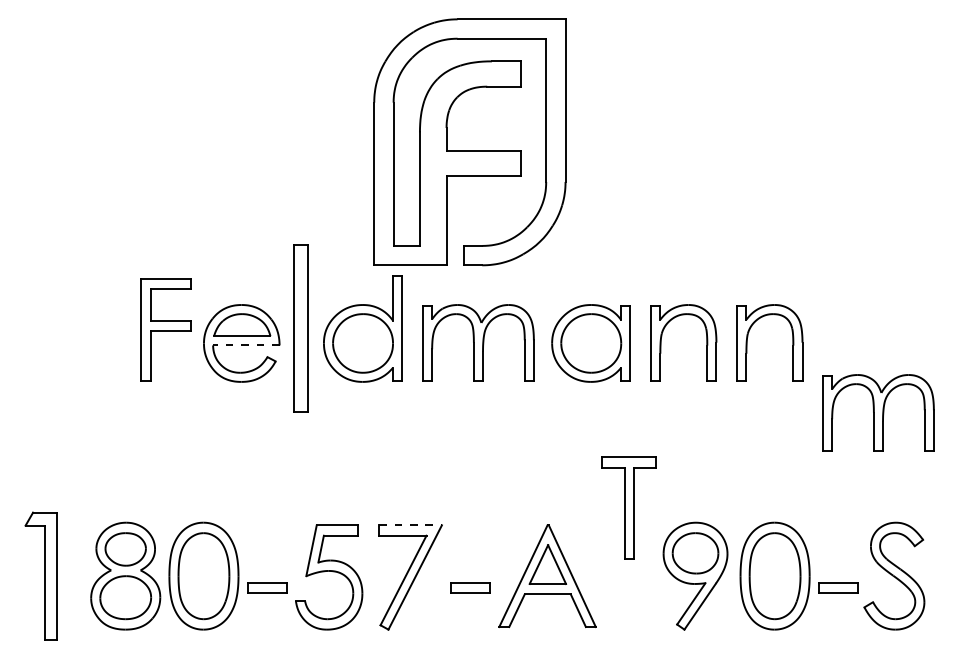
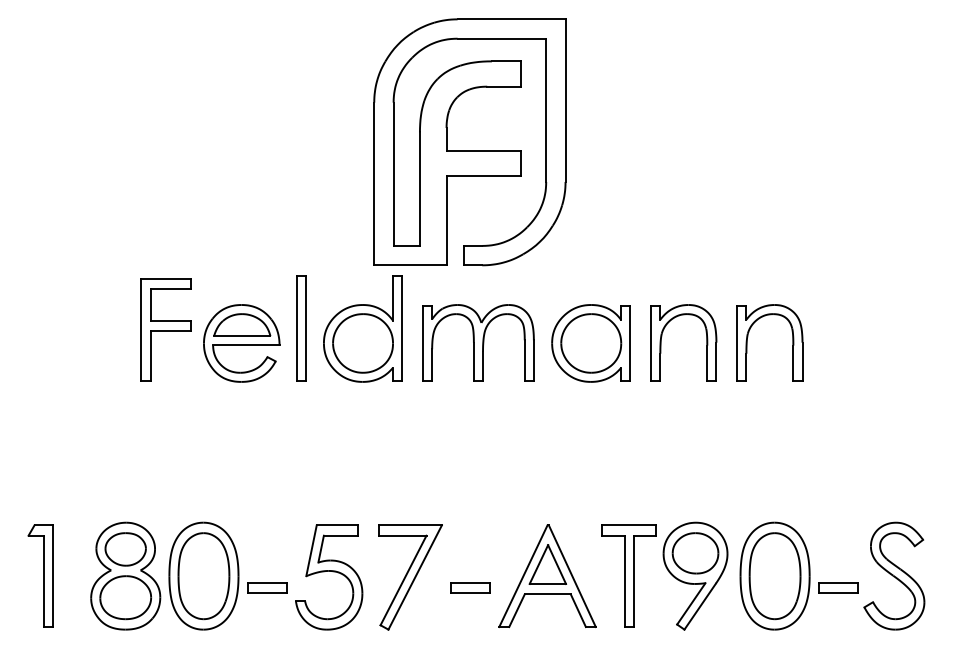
part size: 16x169 px -> 11x107 px (301, 328)
line: dashed -> solid (245, 345)
part: present -> none (878, 412)
part position: (628, 507) -> (628, 575) (628, 575)
line: dashed -> solid (411, 525)
part size: 34x130 px -> 27x104 px (40, 575)
